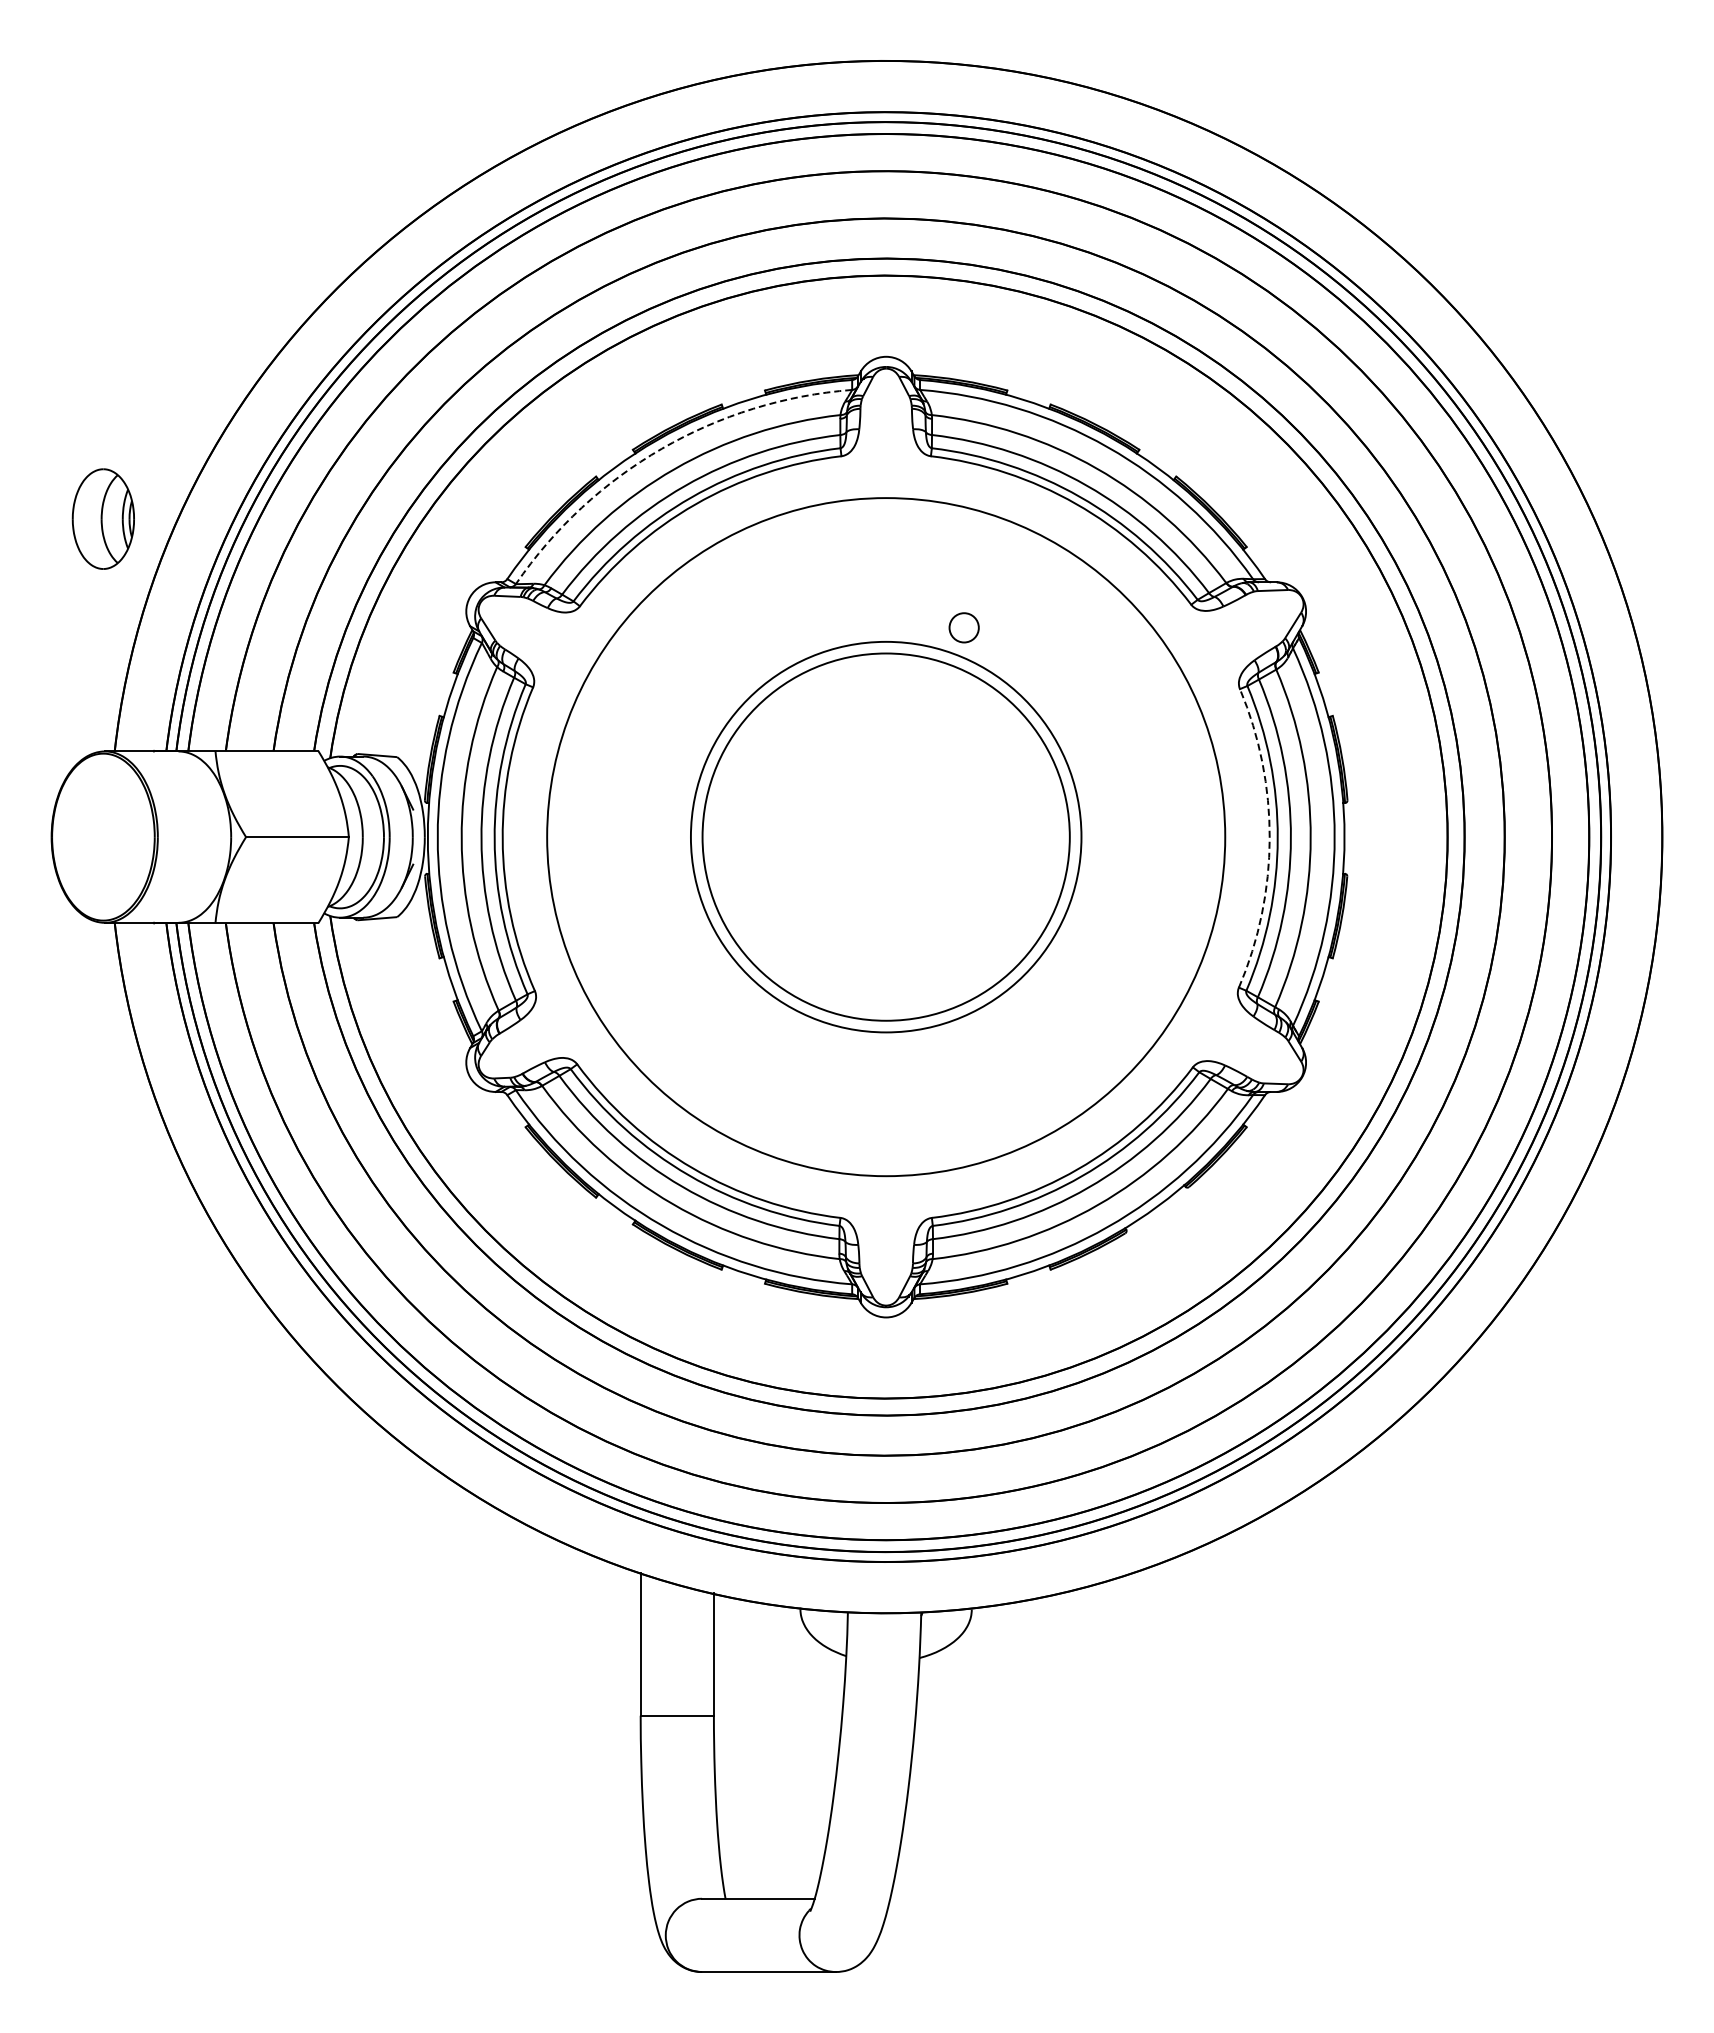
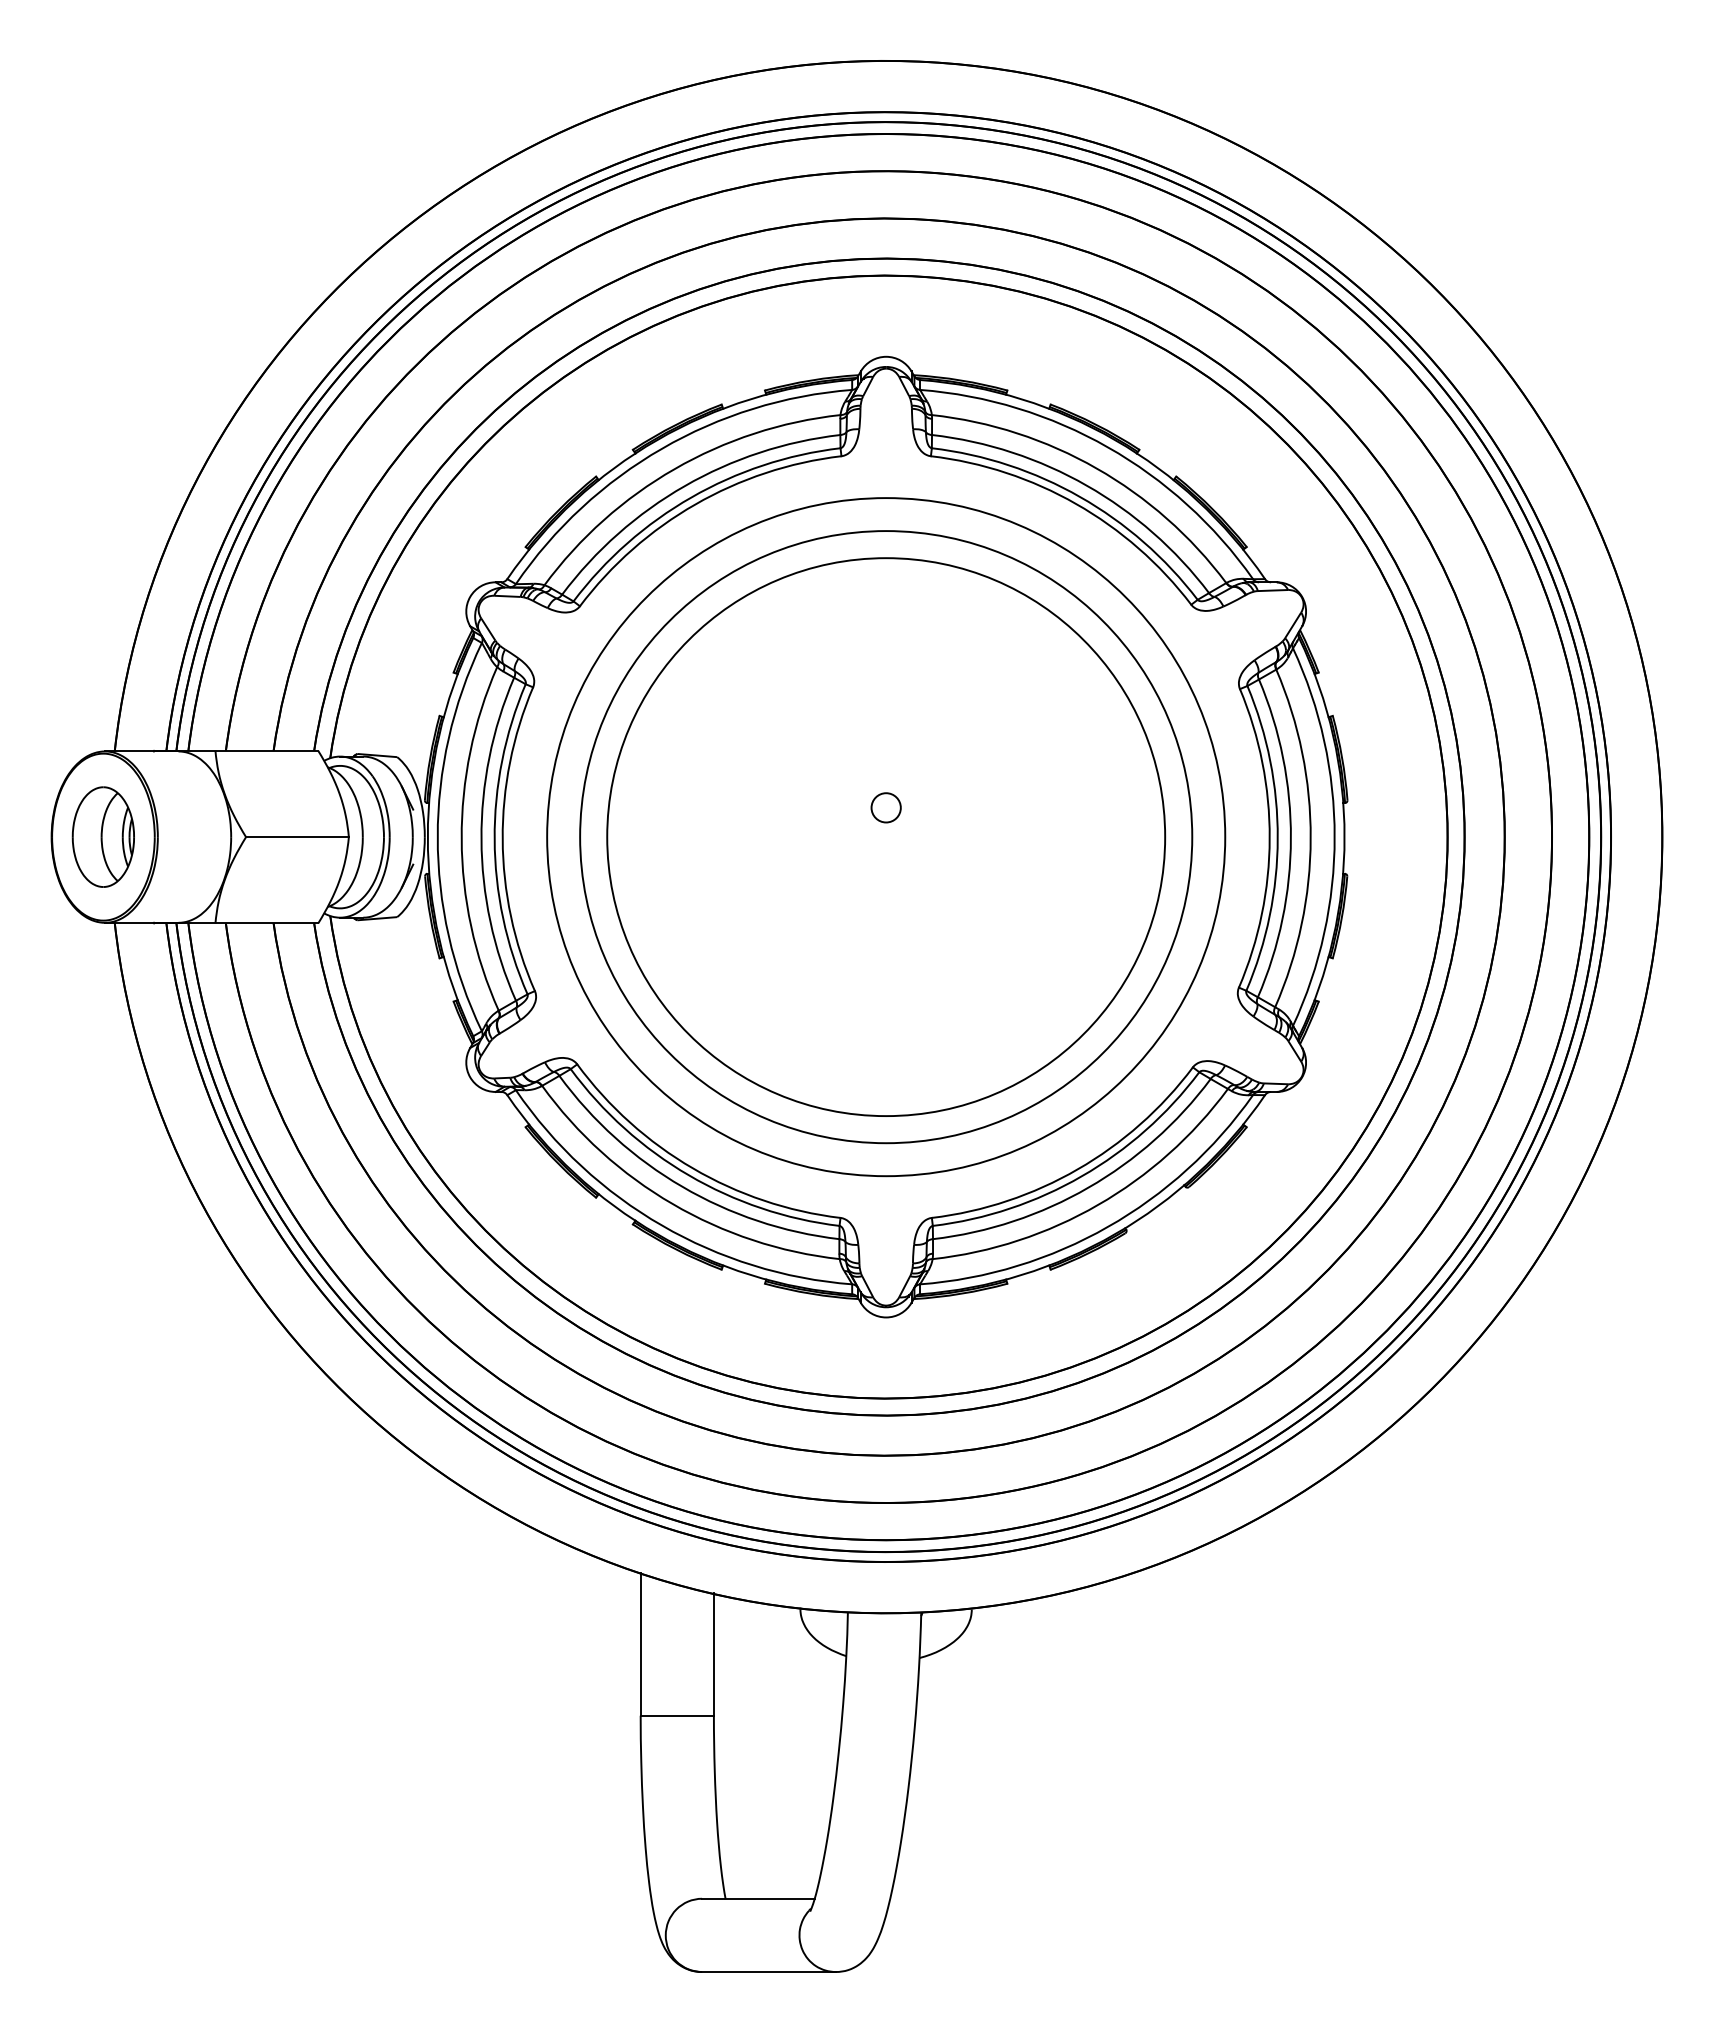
arc: dashed -> solid (661, 448)
part position: (102, 518) -> (102, 836) (102, 836)
circle position: (963, 627) -> (885, 807) (885, 807)
circle diameter: 367 px -> 612 px (886, 837)
circle diameter: 391 px -> 558 px (886, 837)
arc: dashed -> solid (1269, 838)
